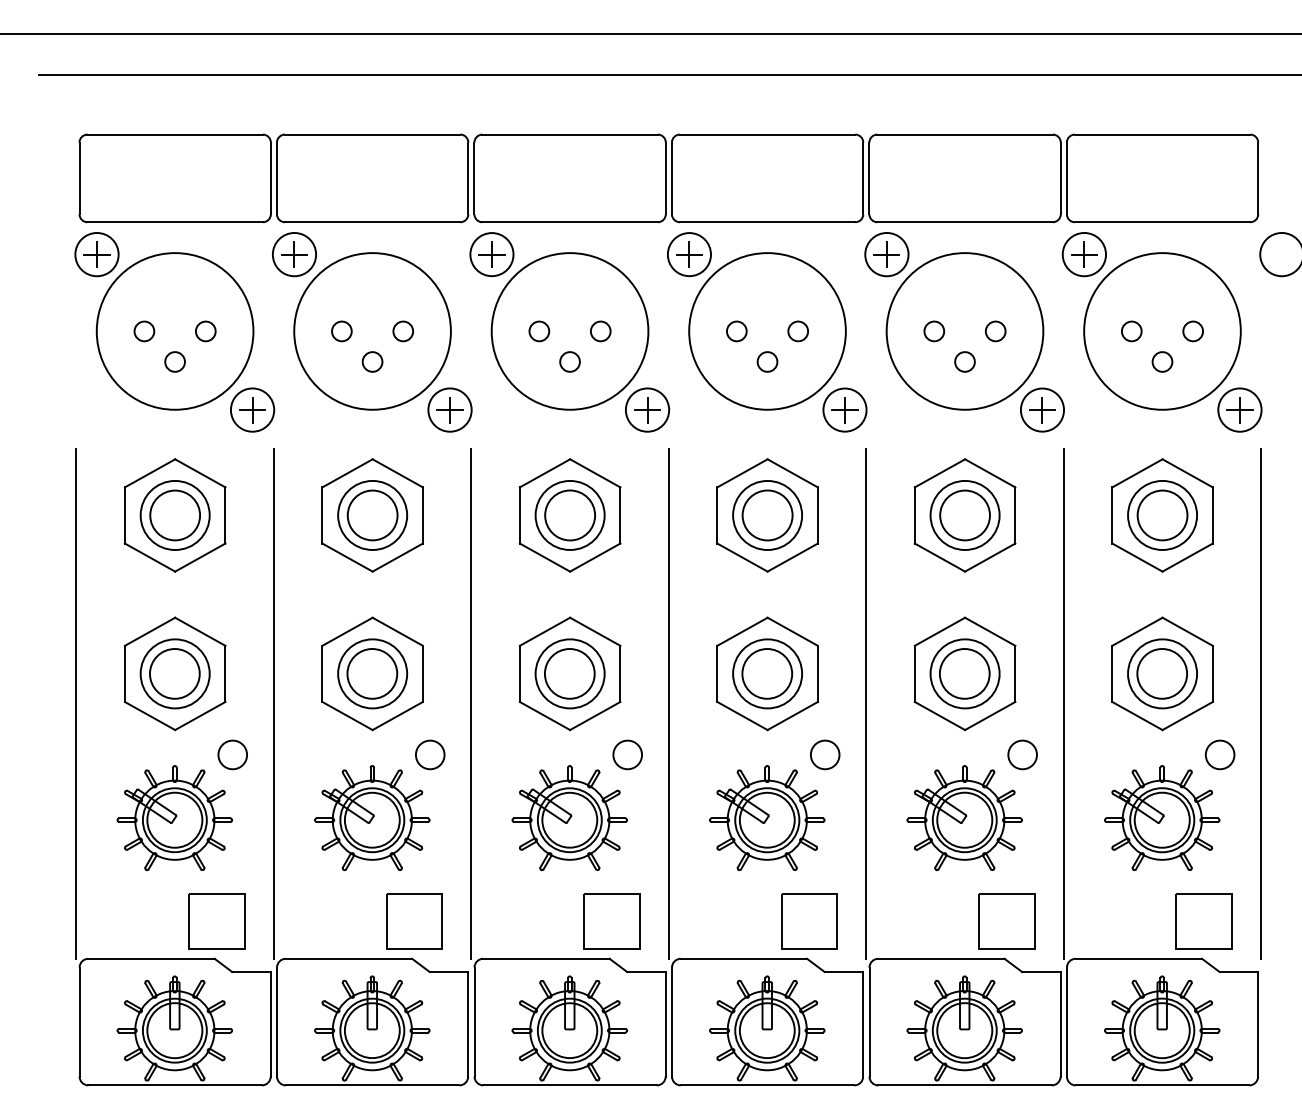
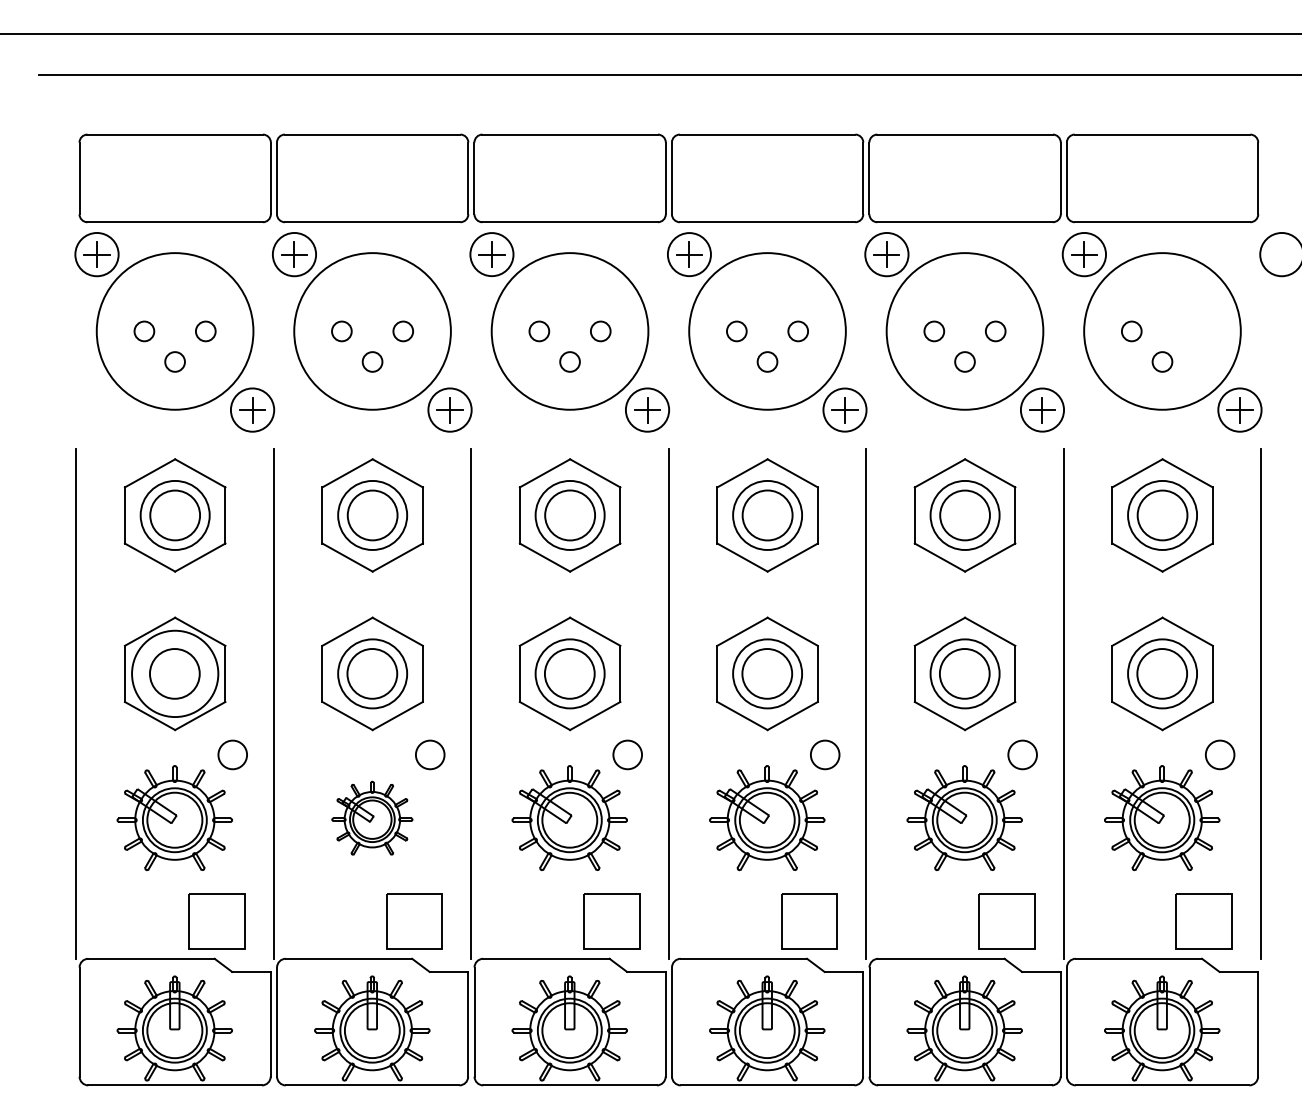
circle: present -> none (1192, 331)
circle diameter: 69 px -> 86 px (175, 673)
part size: 117x107 px -> 83x76 px (372, 817)
